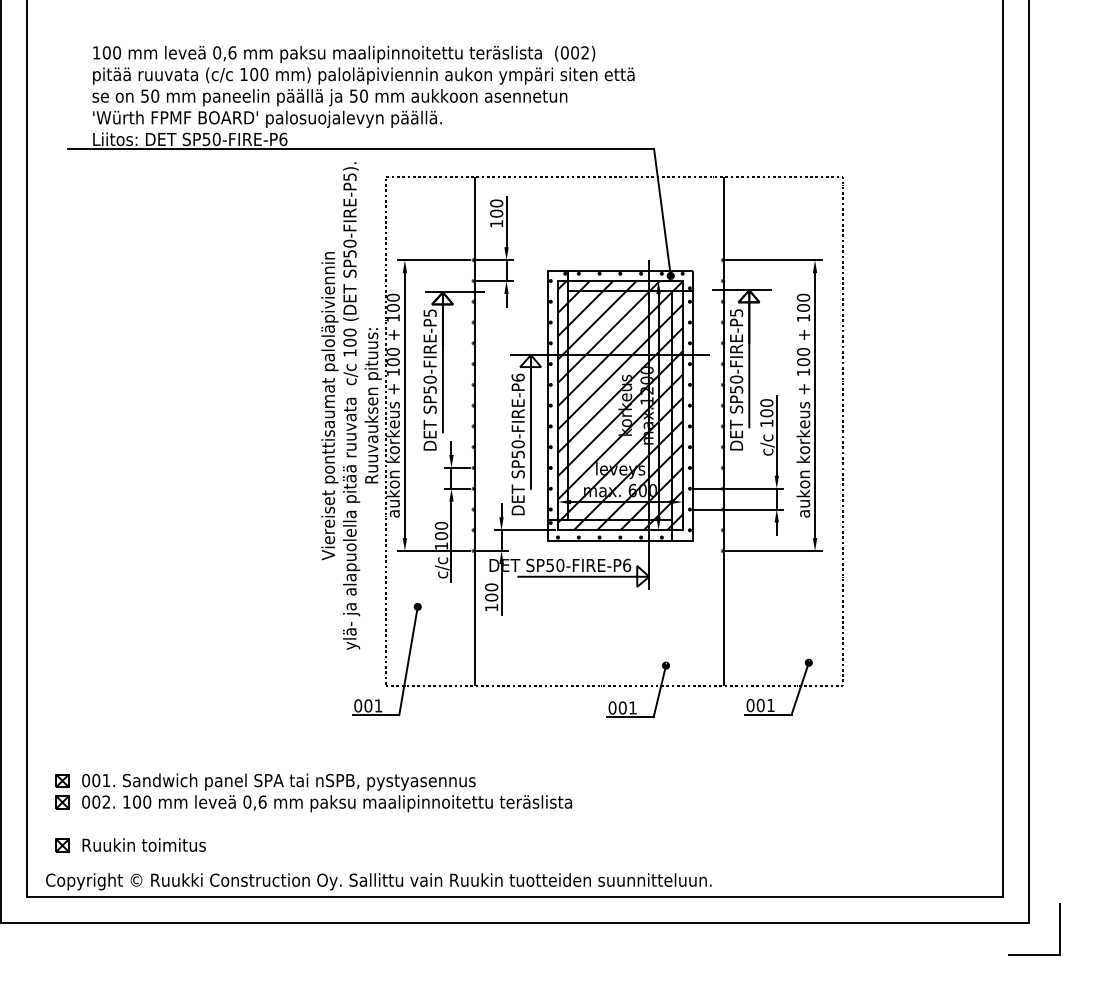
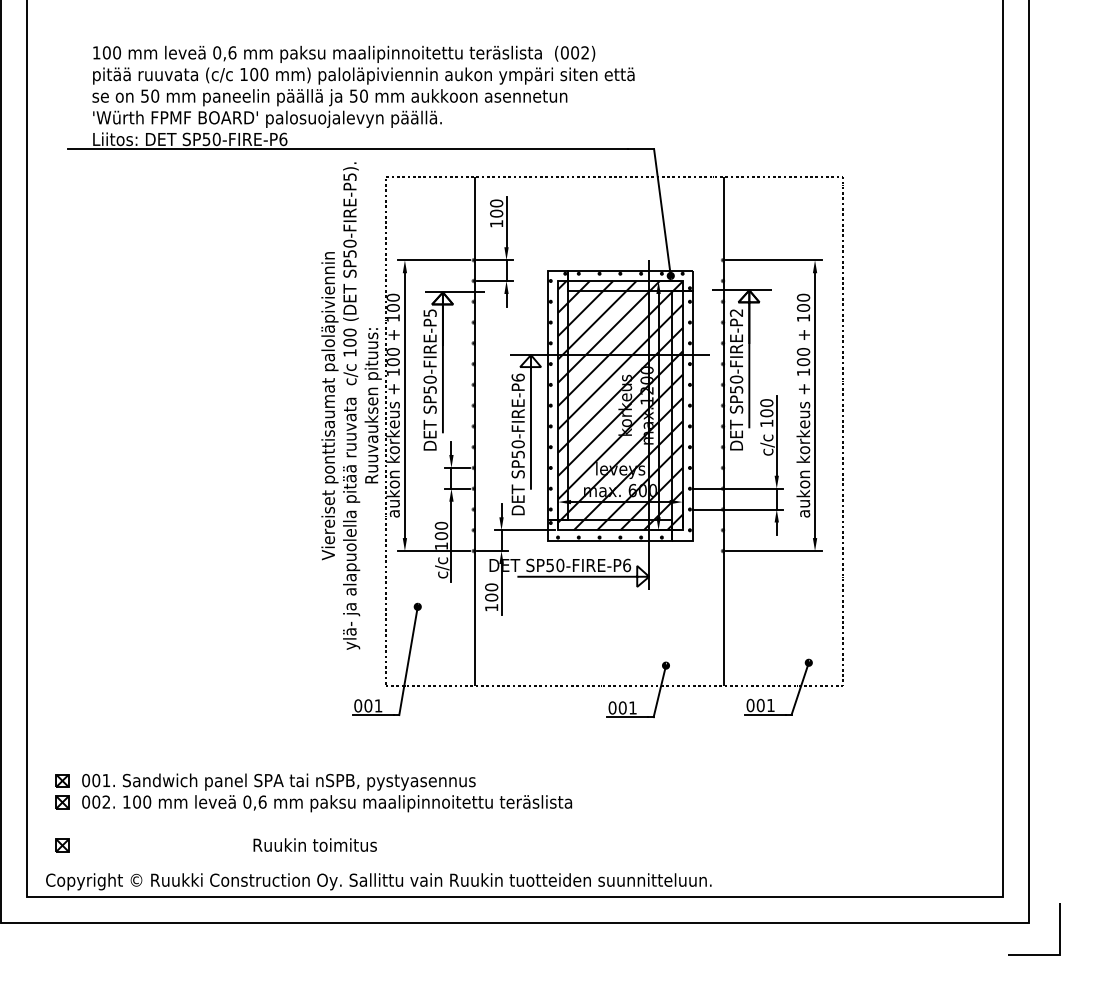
text: SP50-FIRE-P5 -> SP50-FIRE-P2 (736, 312)
text position: (143, 844) -> (314, 844) (314, 844)
